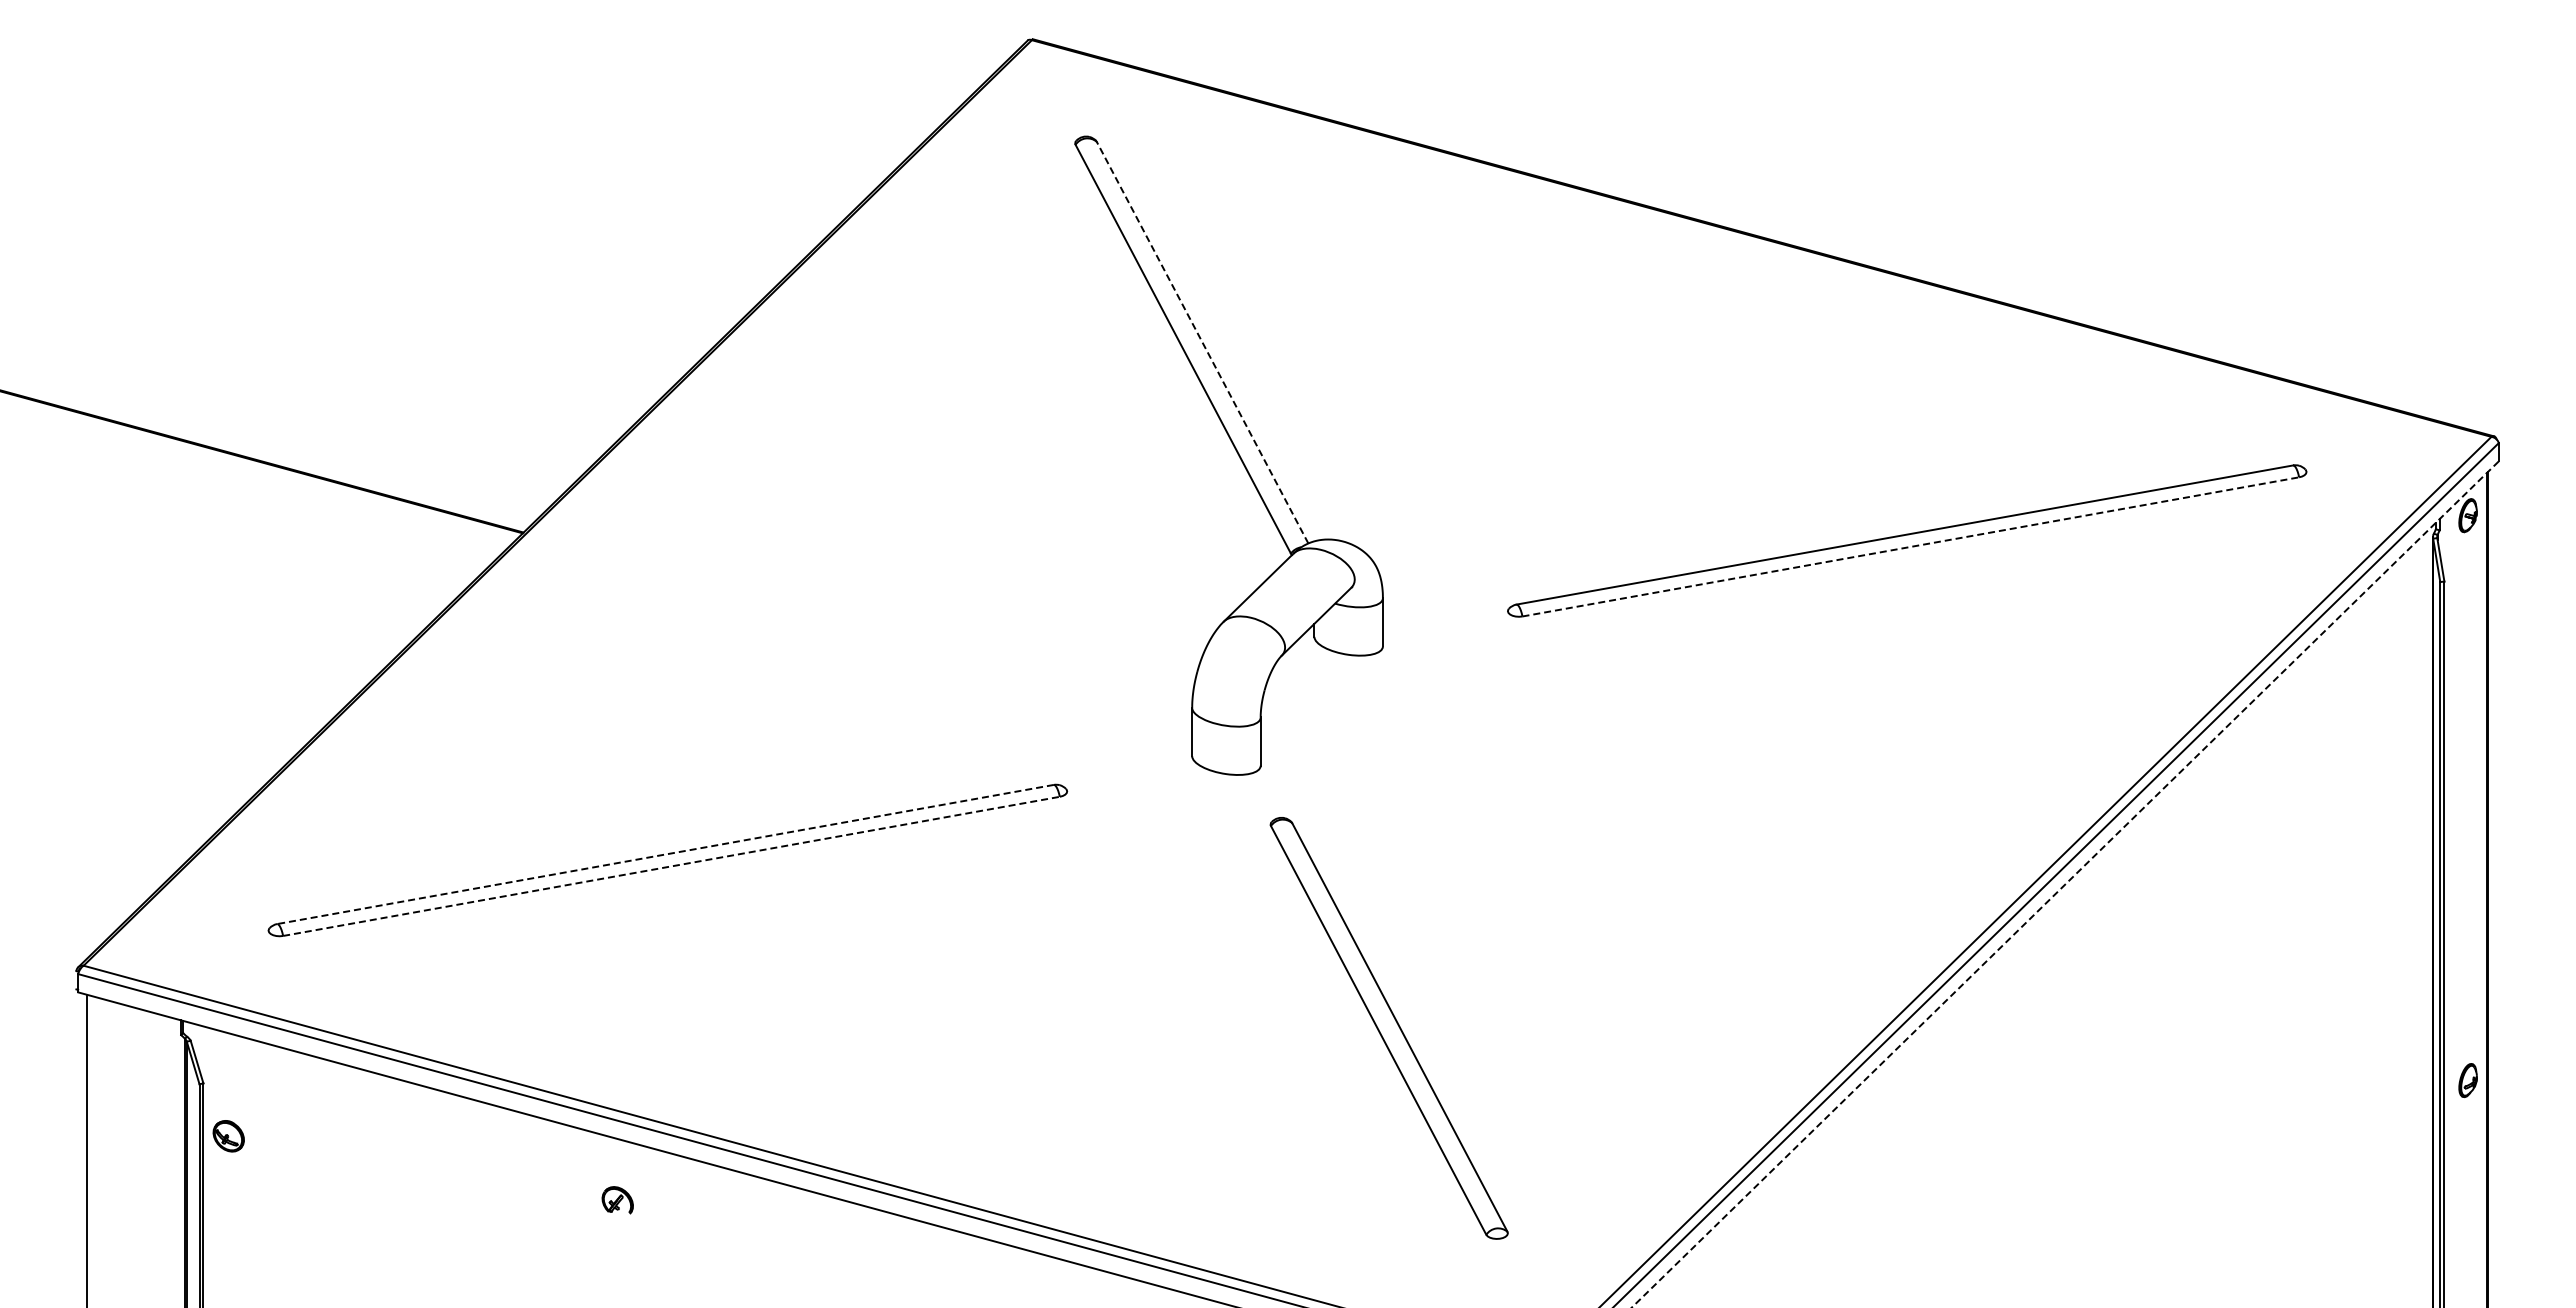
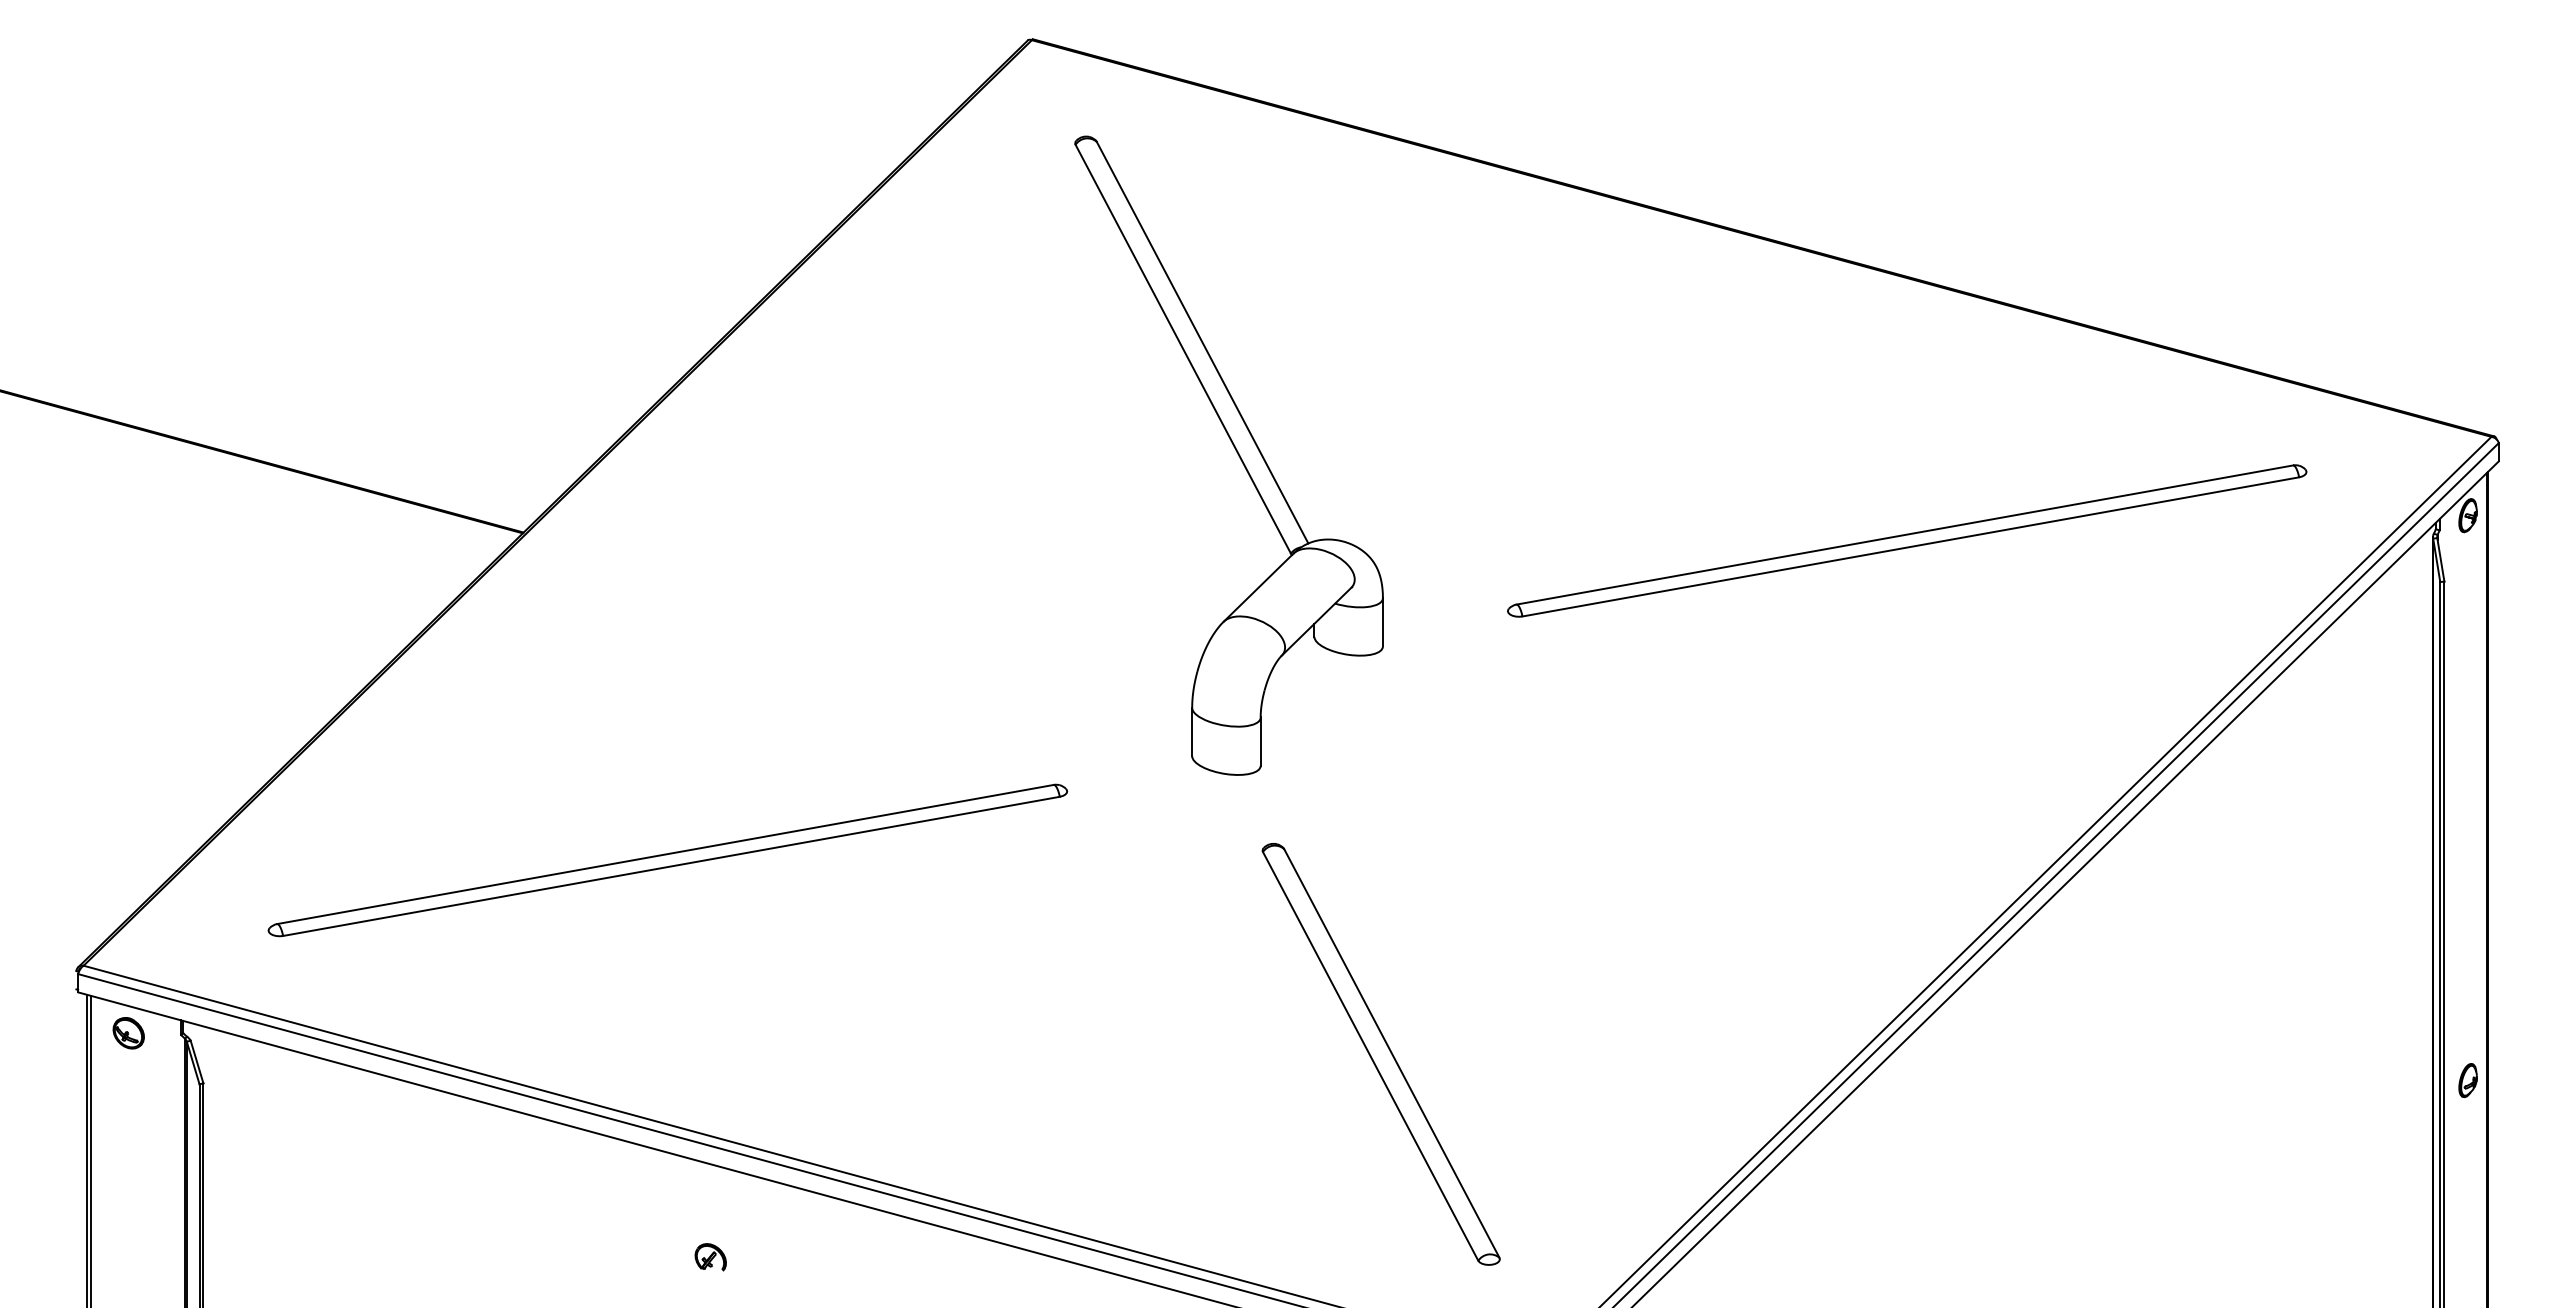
line: dashed -> solid (1202, 342)
line: dashed -> solid (1910, 546)
line: dashed -> solid (665, 854)
line: dashed -> solid (671, 866)
line: dashed -> solid (2065, 884)
part position: (1388, 1028) -> (1380, 1054) (1380, 1054)
part position: (228, 1136) -> (128, 1033) (128, 1033)
line: none -> present (91, 1149)
part position: (617, 1200) -> (710, 1257) (710, 1257)
